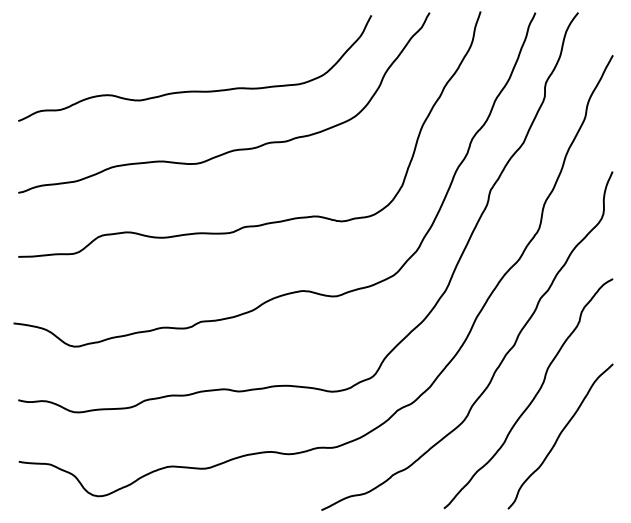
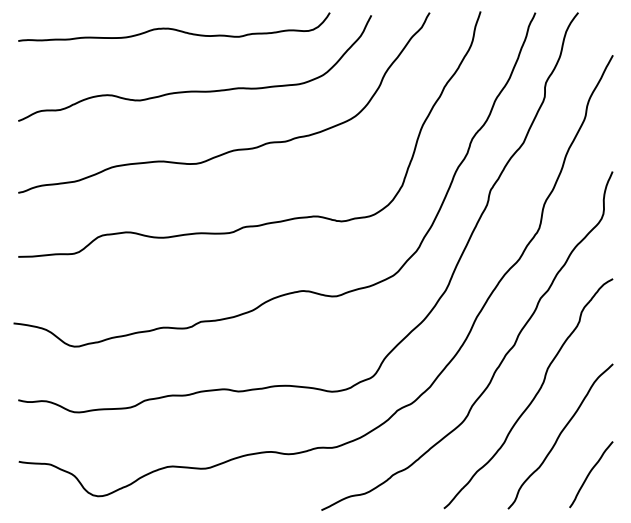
curve: none -> present (174, 28)
curve: none -> present (590, 473)
